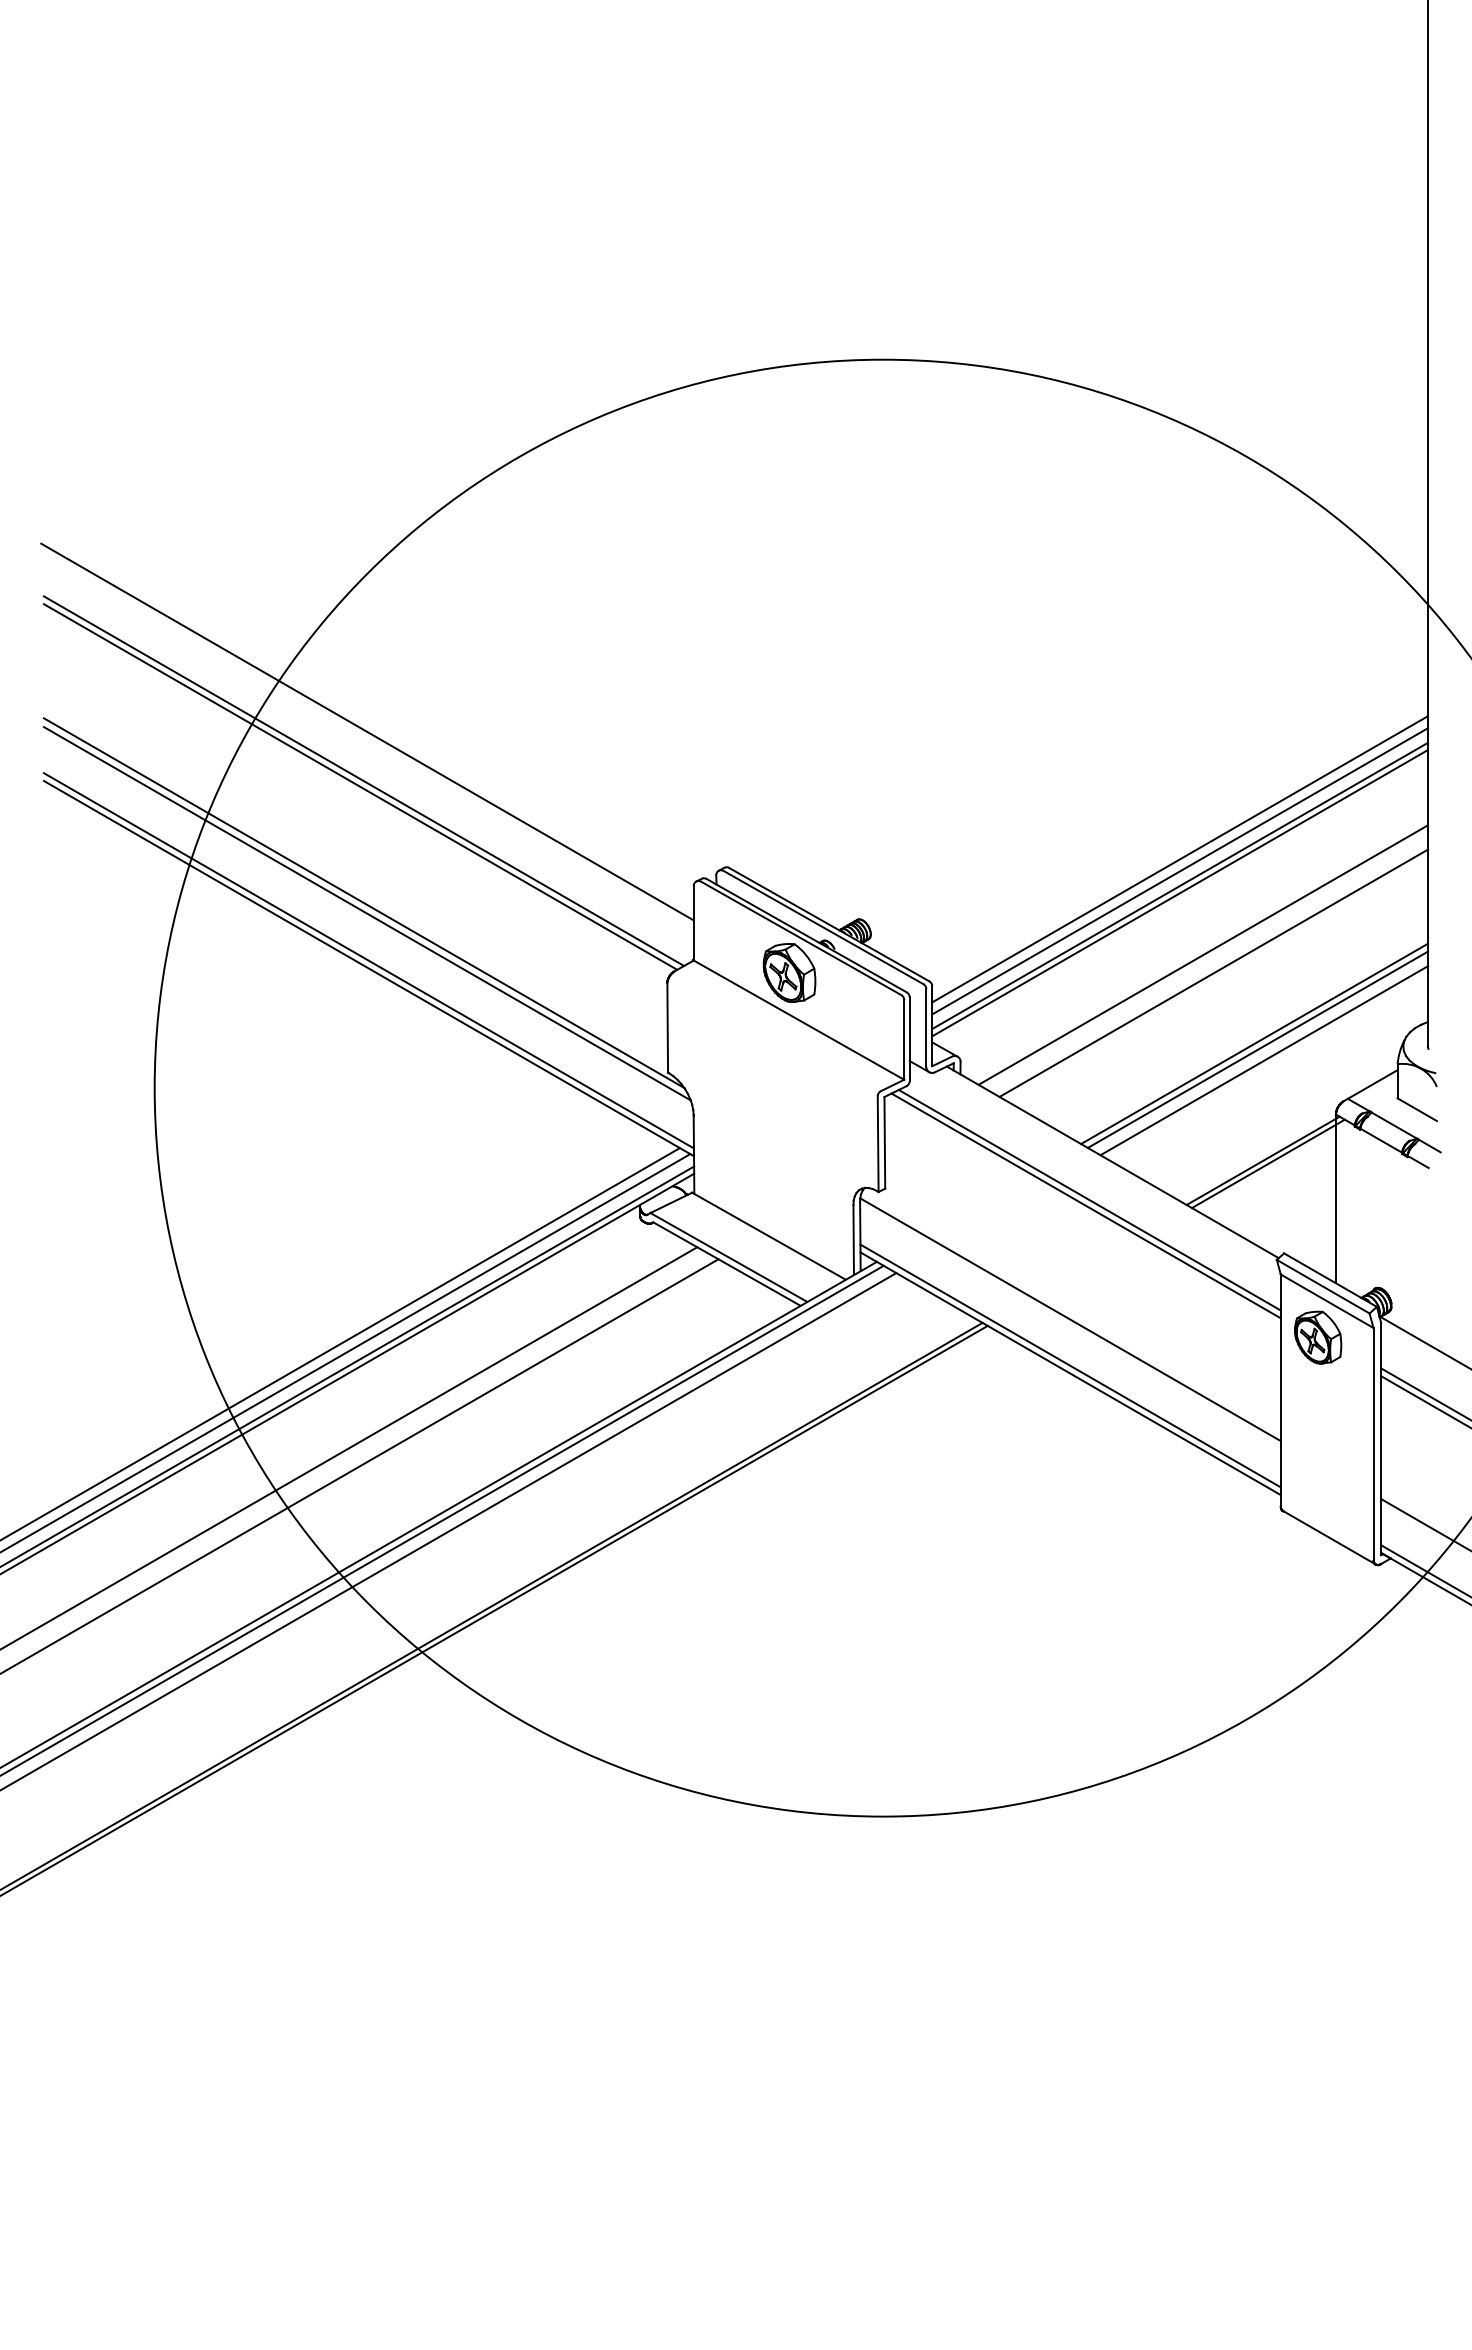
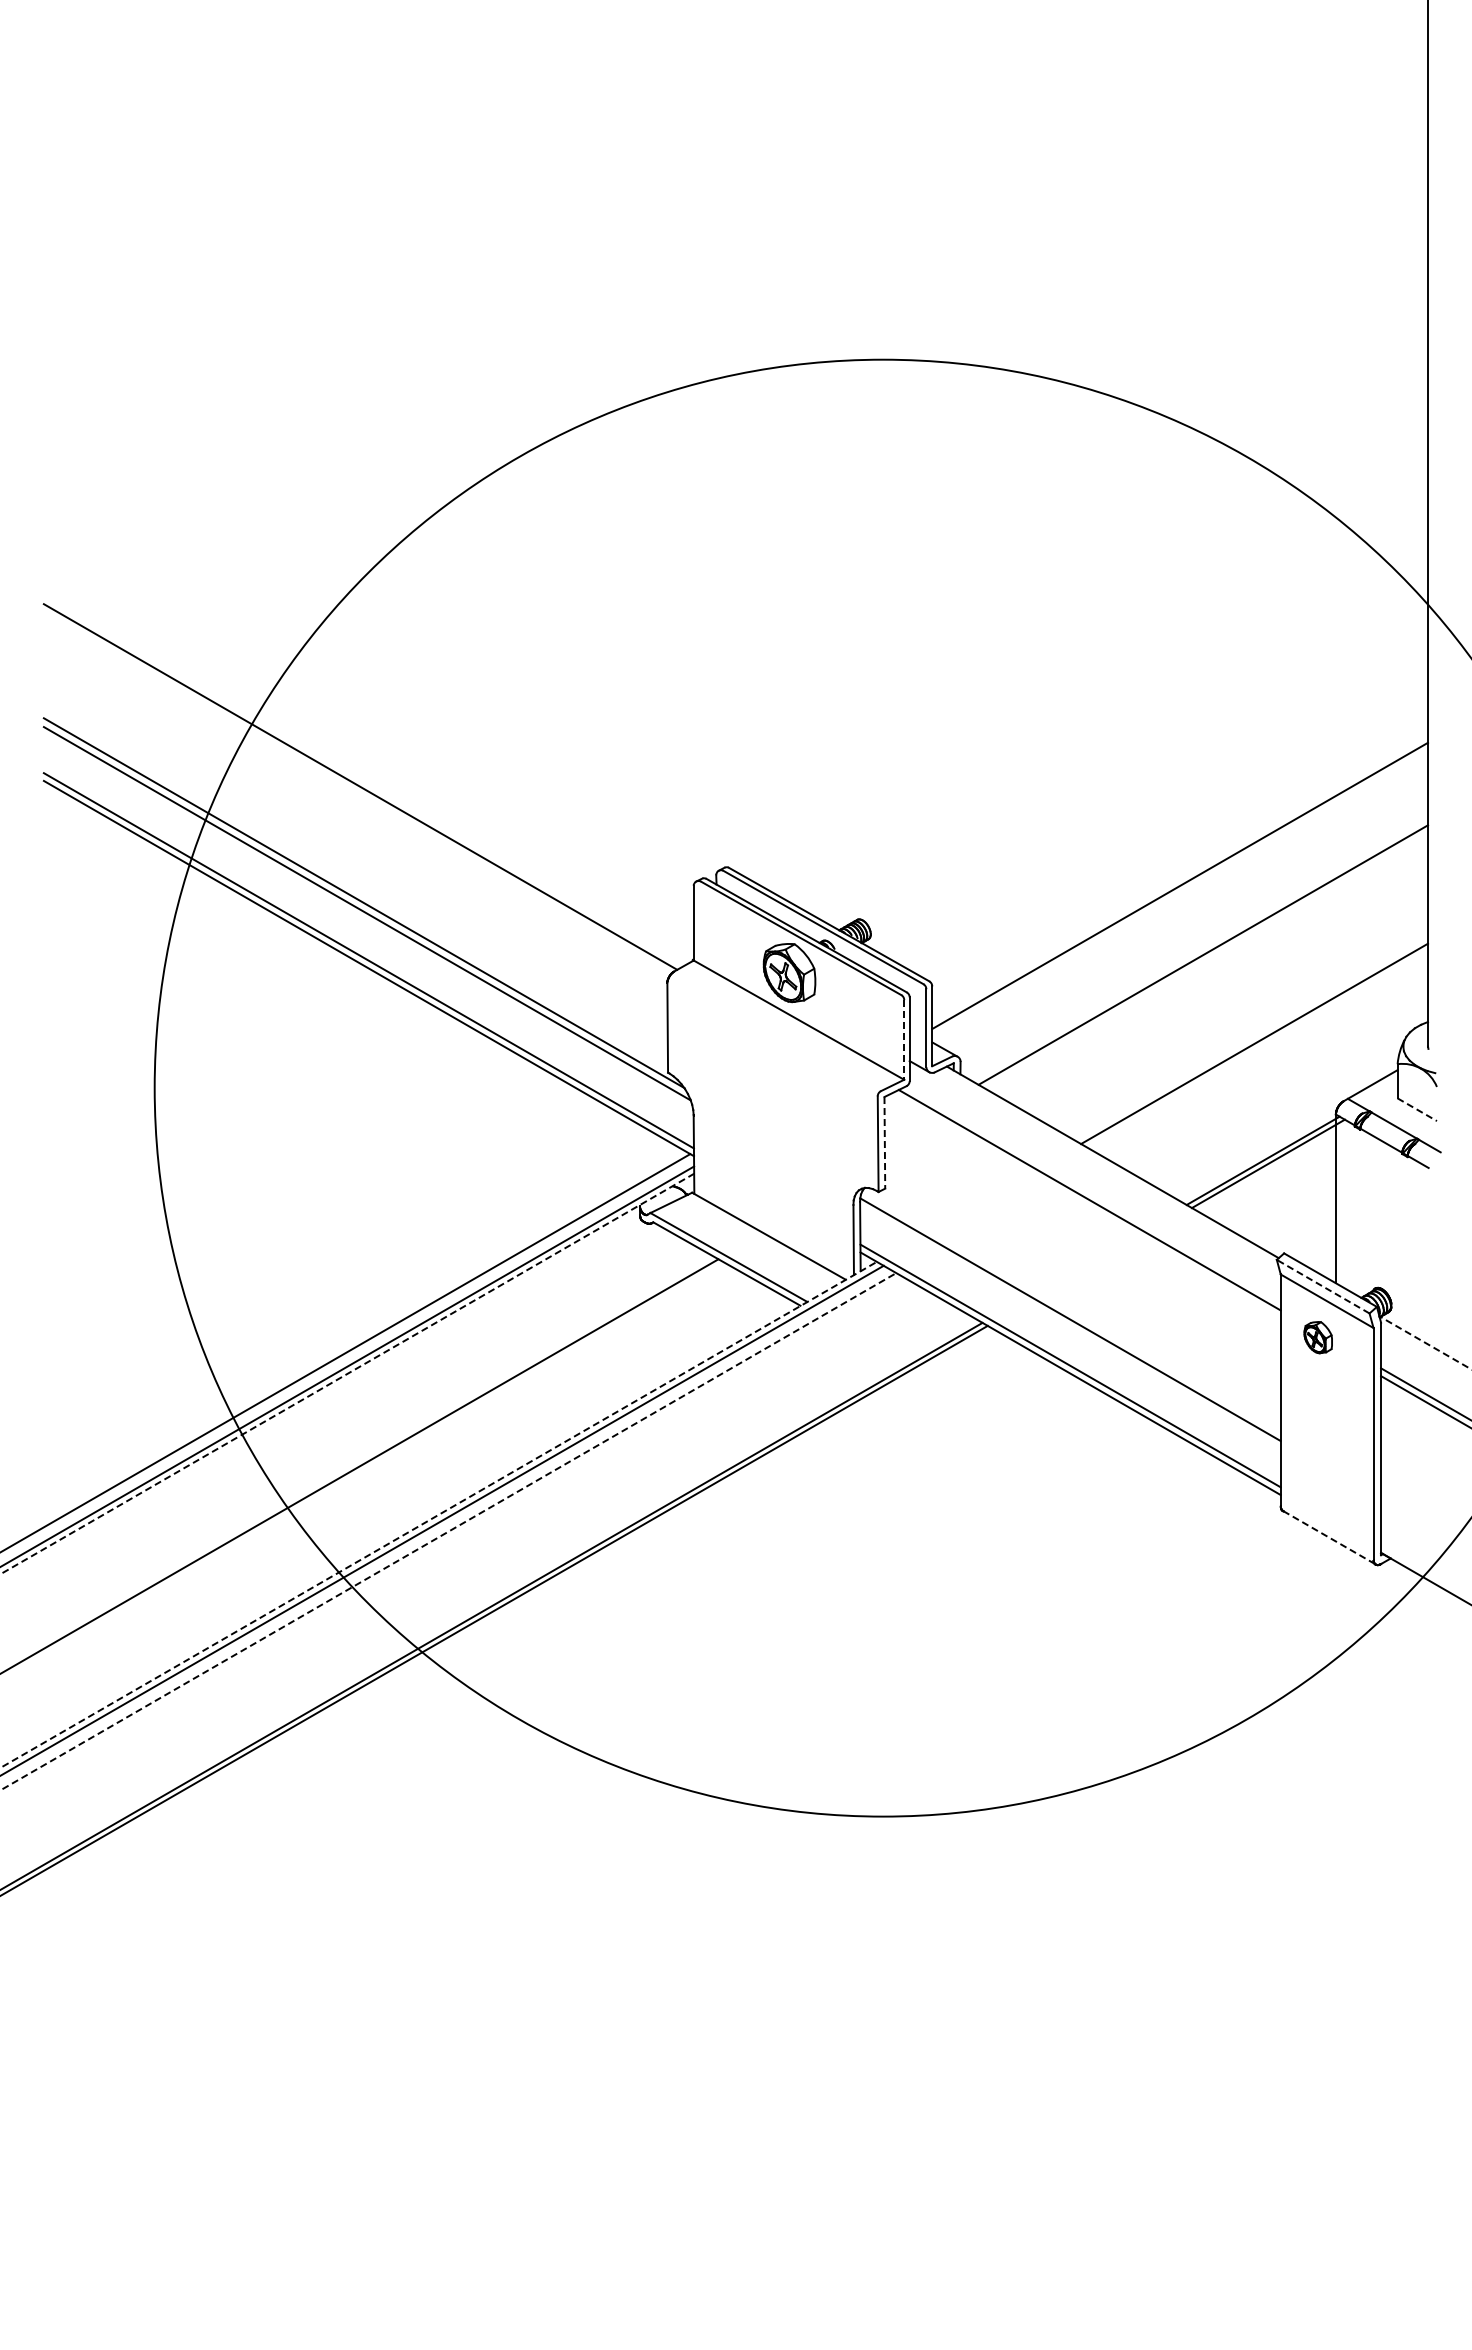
line: present -> none (367, 731)
line: present -> none (363, 781)
line: present -> none (1180, 859)
line: present -> none (1180, 871)
line: present -> none (1180, 893)
line: present -> none (1213, 972)
line: solid -> dashed (904, 1039)
line: present -> none (1257, 1049)
line: present -> none (1264, 1060)
line: solid -> dashed (1417, 1109)
line: solid -> dashed (884, 1142)
line: present -> none (1085, 1205)
line: solid -> dashed (1323, 1286)
part size: 49x55 px -> 30x34 px (1317, 1337)
line: solid -> dashed (1425, 1342)
line: present -> none (340, 1343)
line: solid -> dashed (347, 1373)
line: present -> none (349, 1447)
line: solid -> dashed (438, 1514)
line: present -> none (1424, 1524)
line: solid -> dashed (448, 1531)
line: solid -> dashed (1328, 1537)
line: present -> none (1424, 1570)
